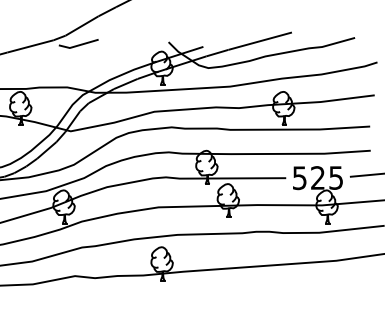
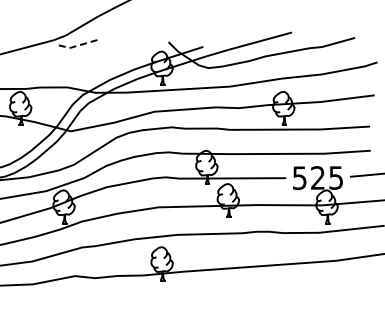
line: solid -> dashed (78, 45)
